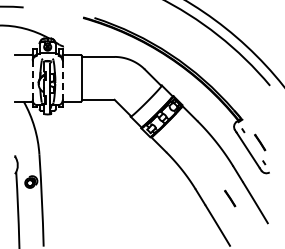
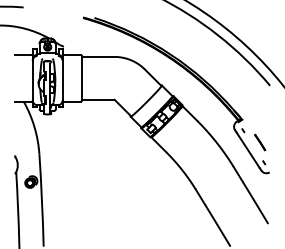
line: dashed -> solid (32, 80)
line: dashed -> solid (62, 80)
line: present -> none (230, 198)
